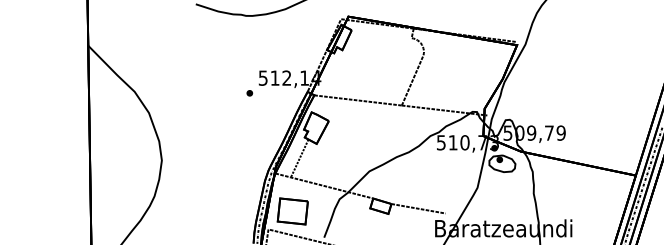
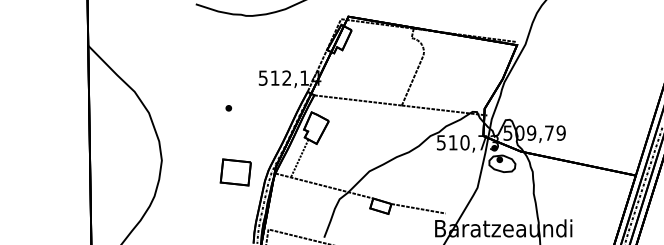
part position: (249, 93) -> (228, 108) (228, 108)
part position: (292, 211) -> (235, 172) (235, 172)
